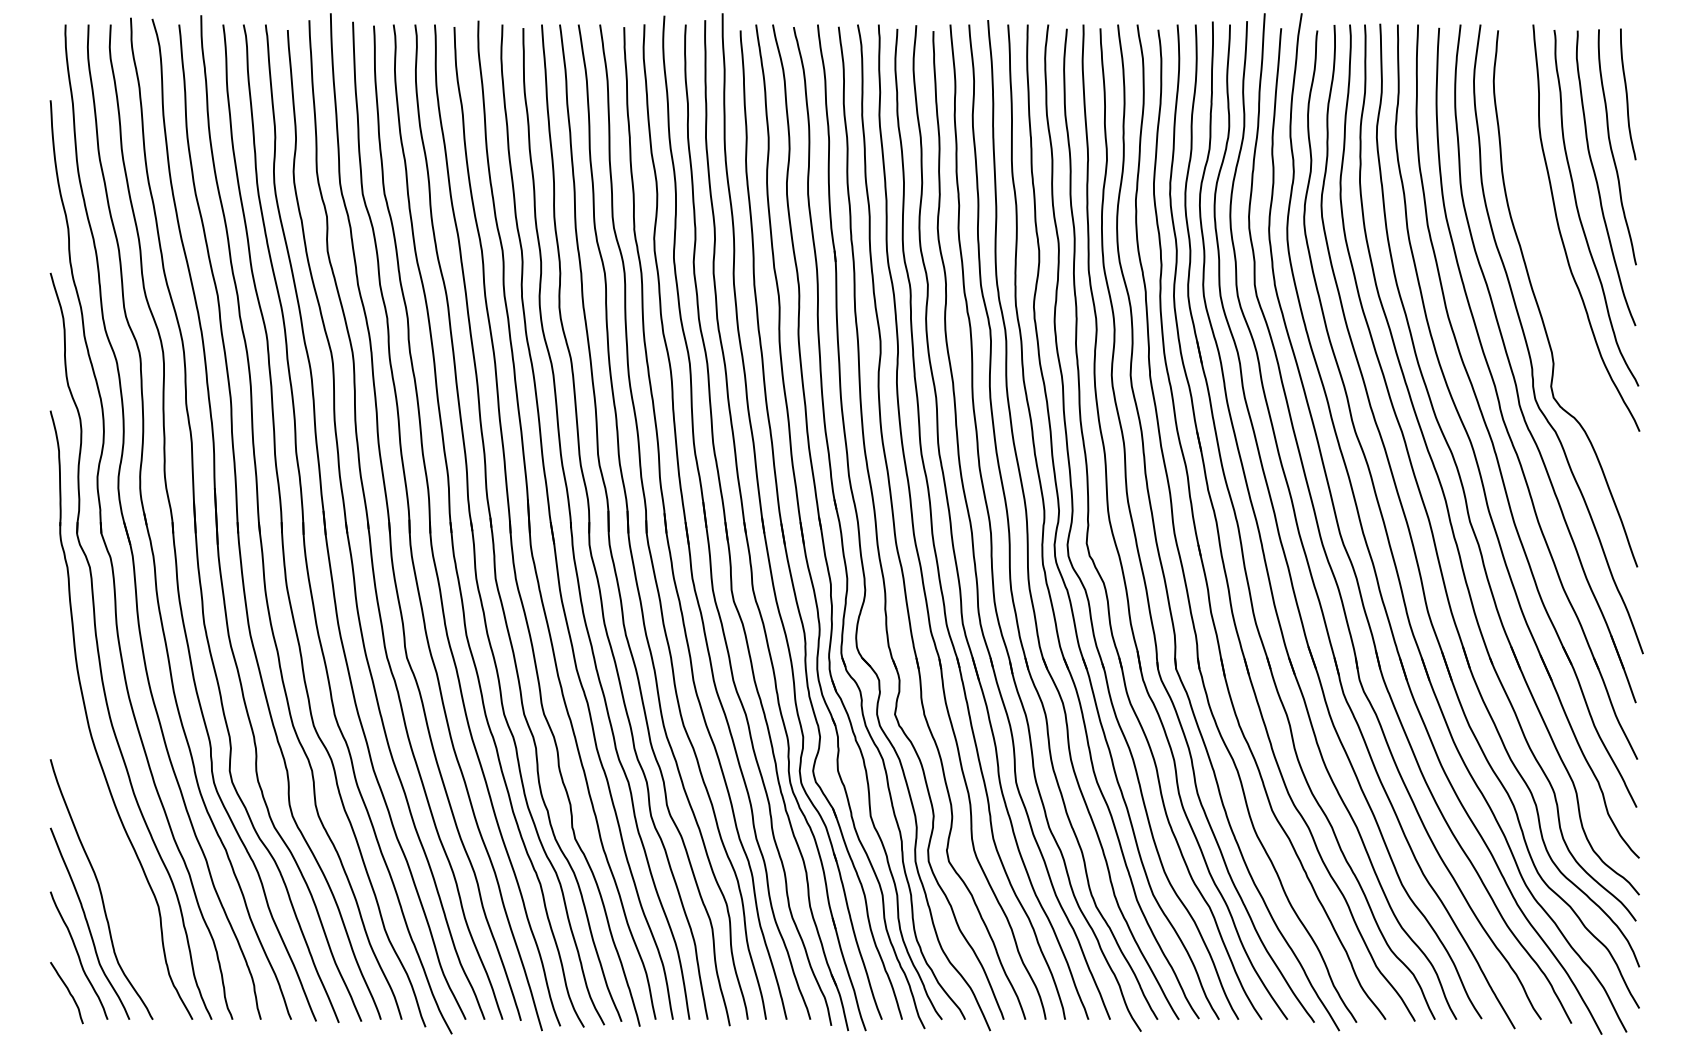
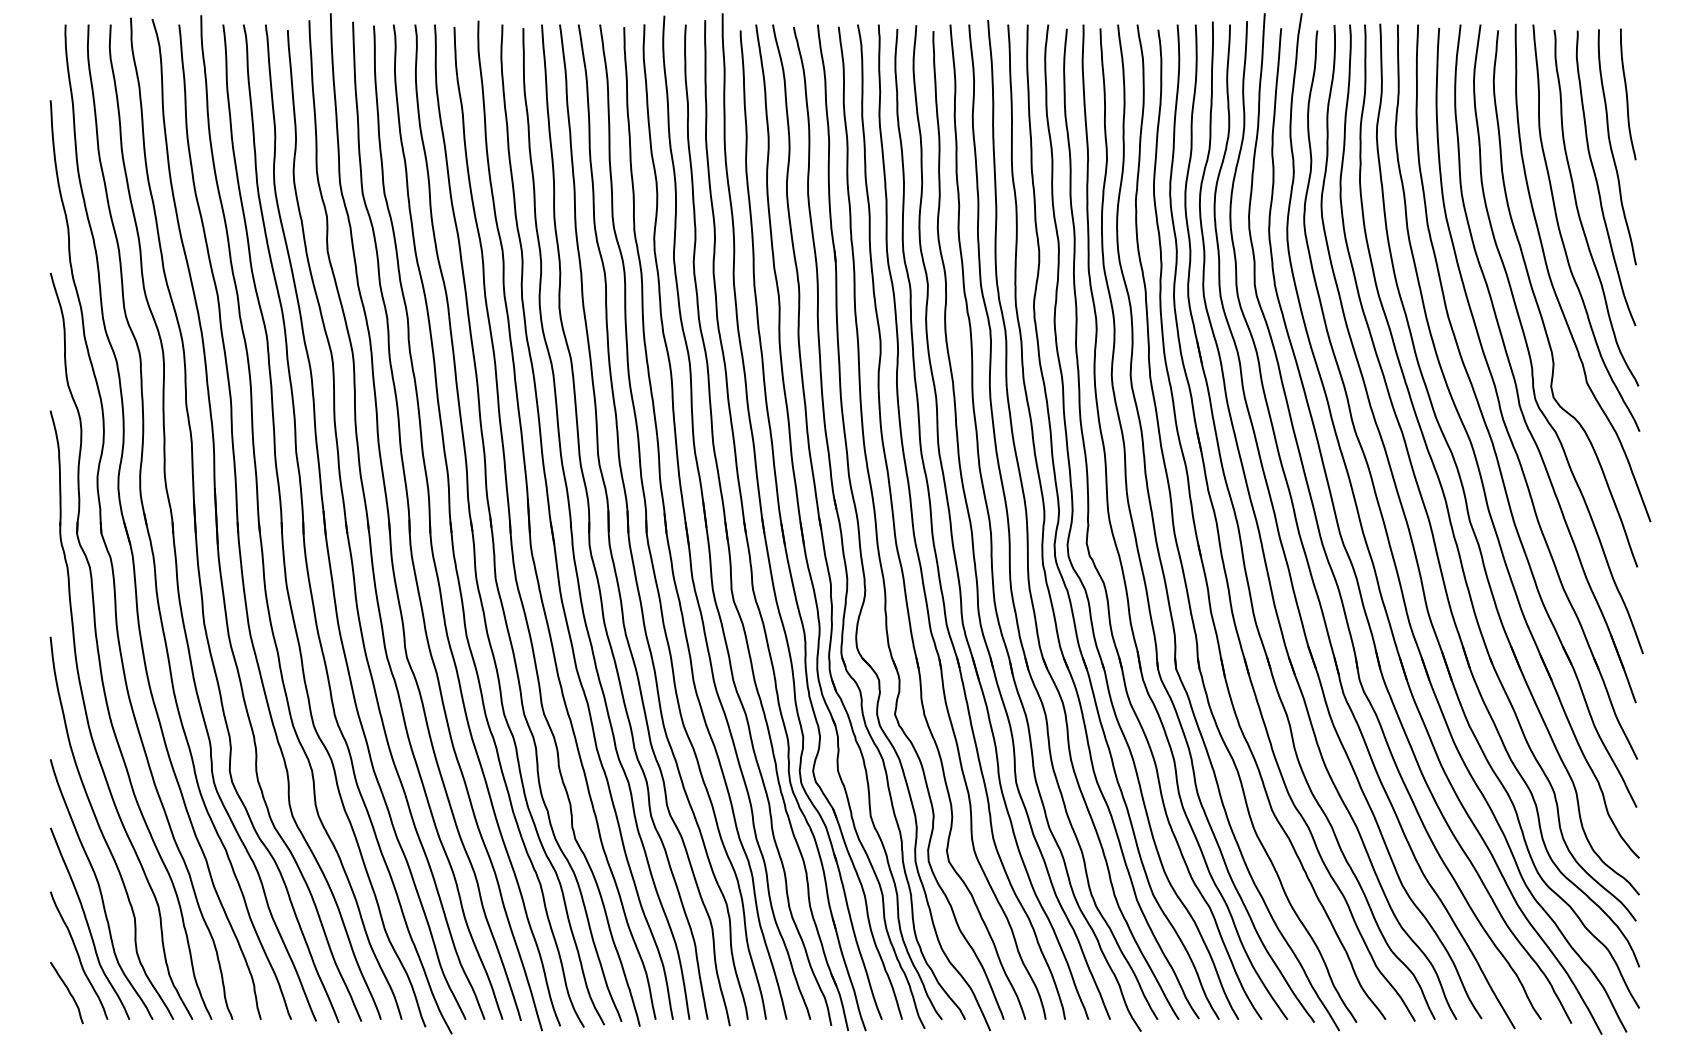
curve: none -> present (1552, 281)
curve: none -> present (102, 831)
